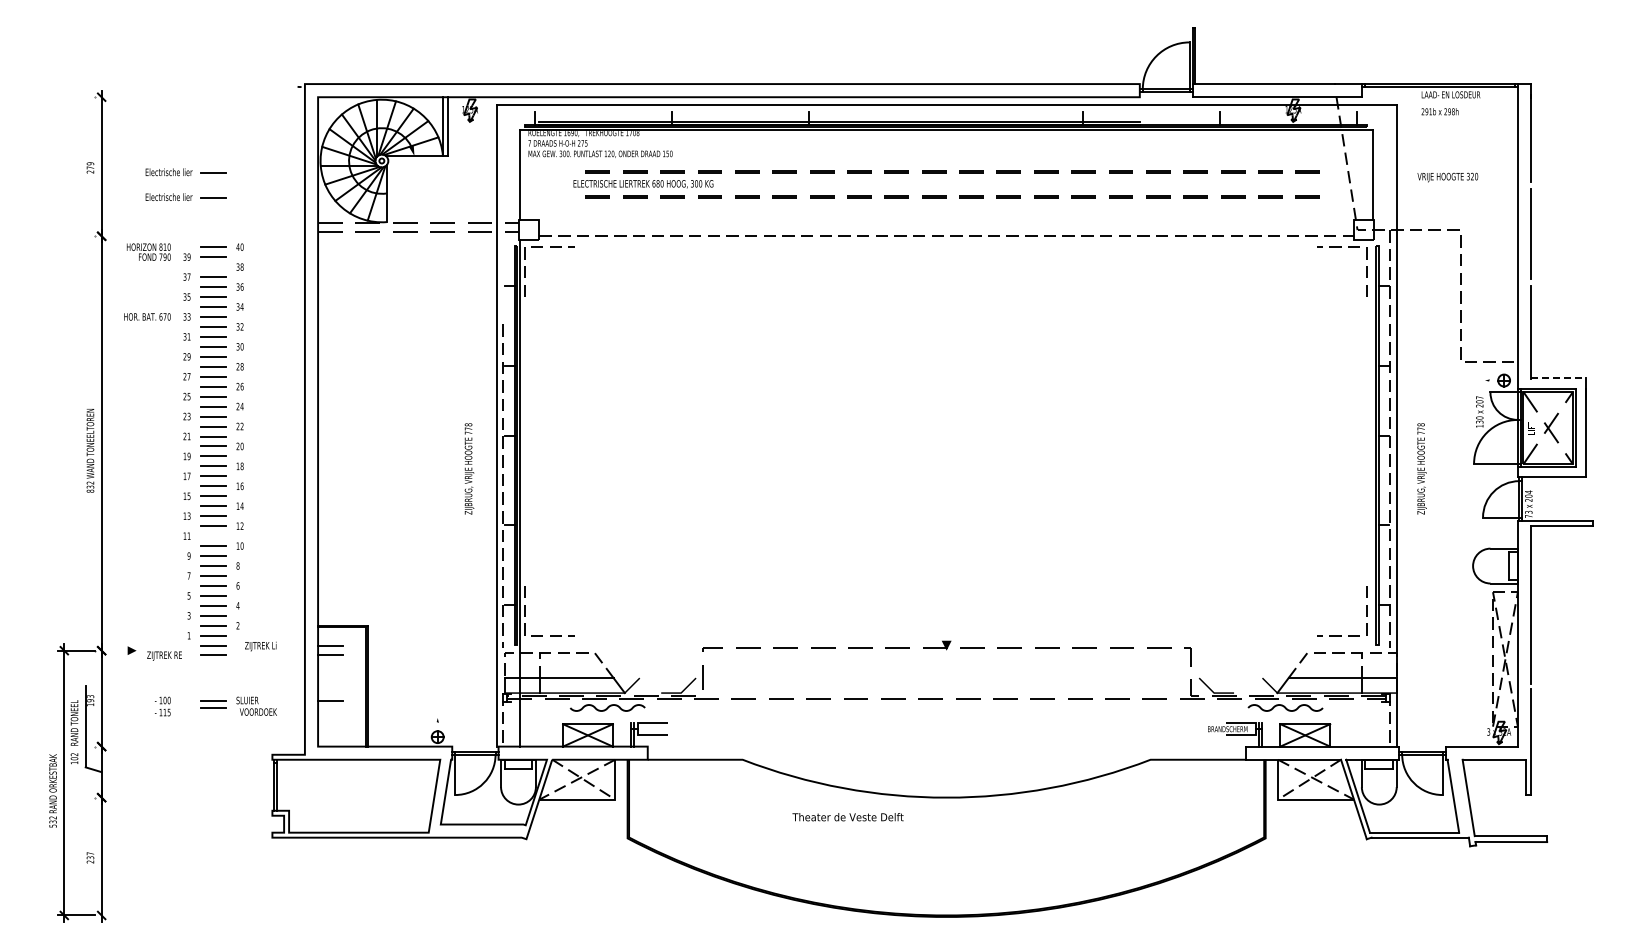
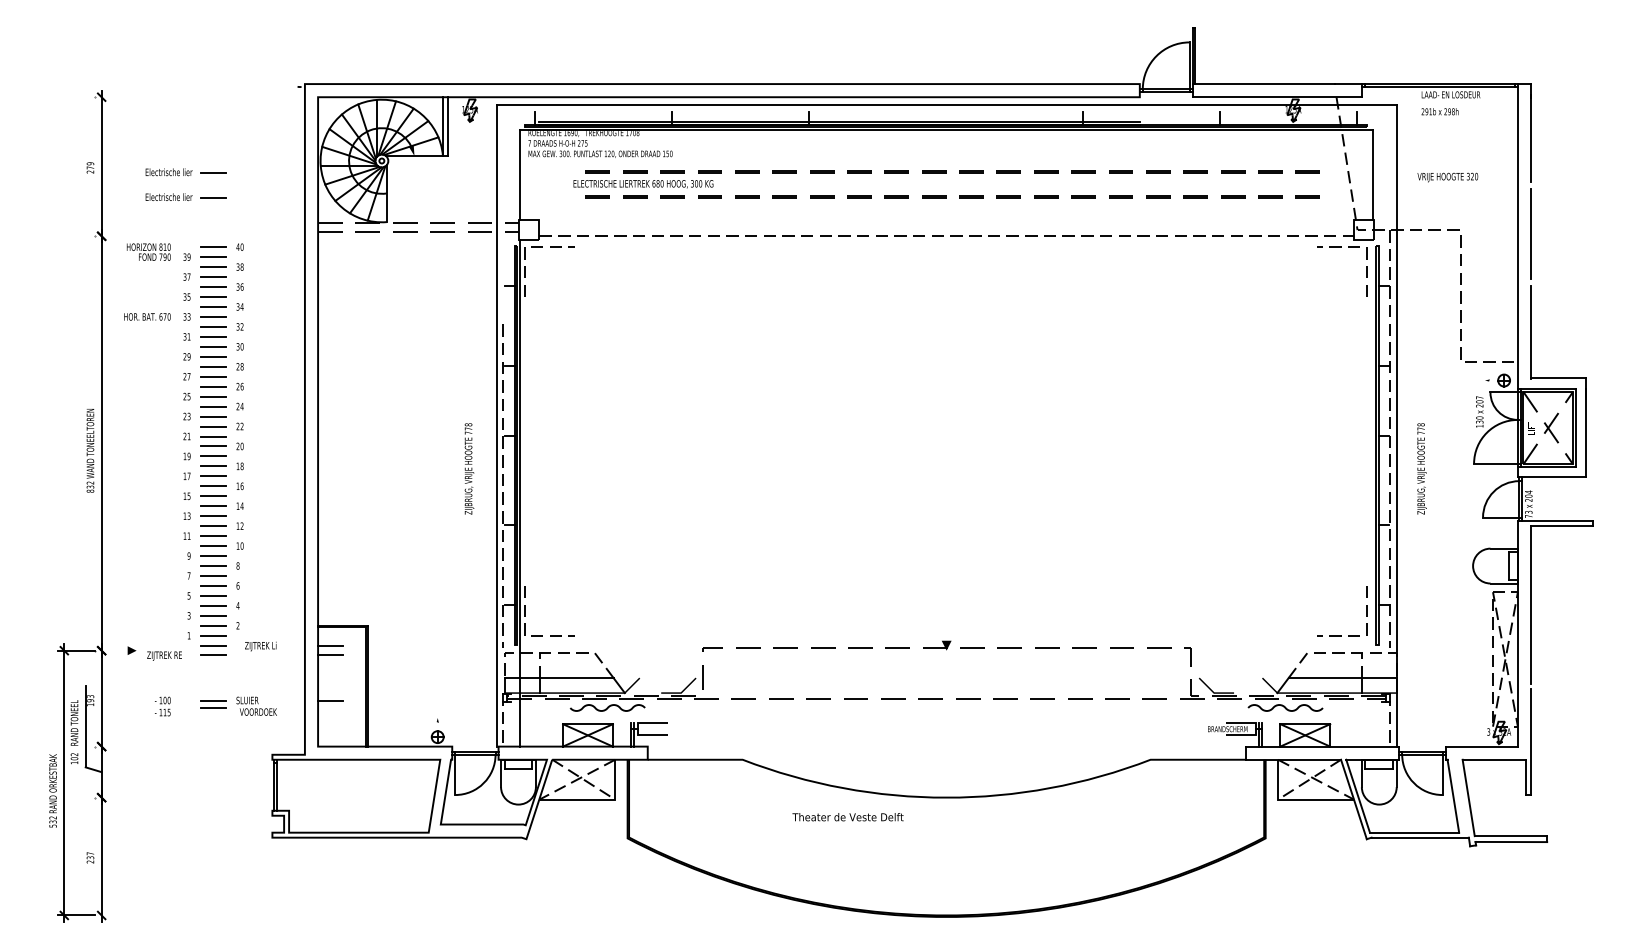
line: none -> present (213, 267)
line: dashed -> solid (1558, 378)
line: none -> present (213, 536)
